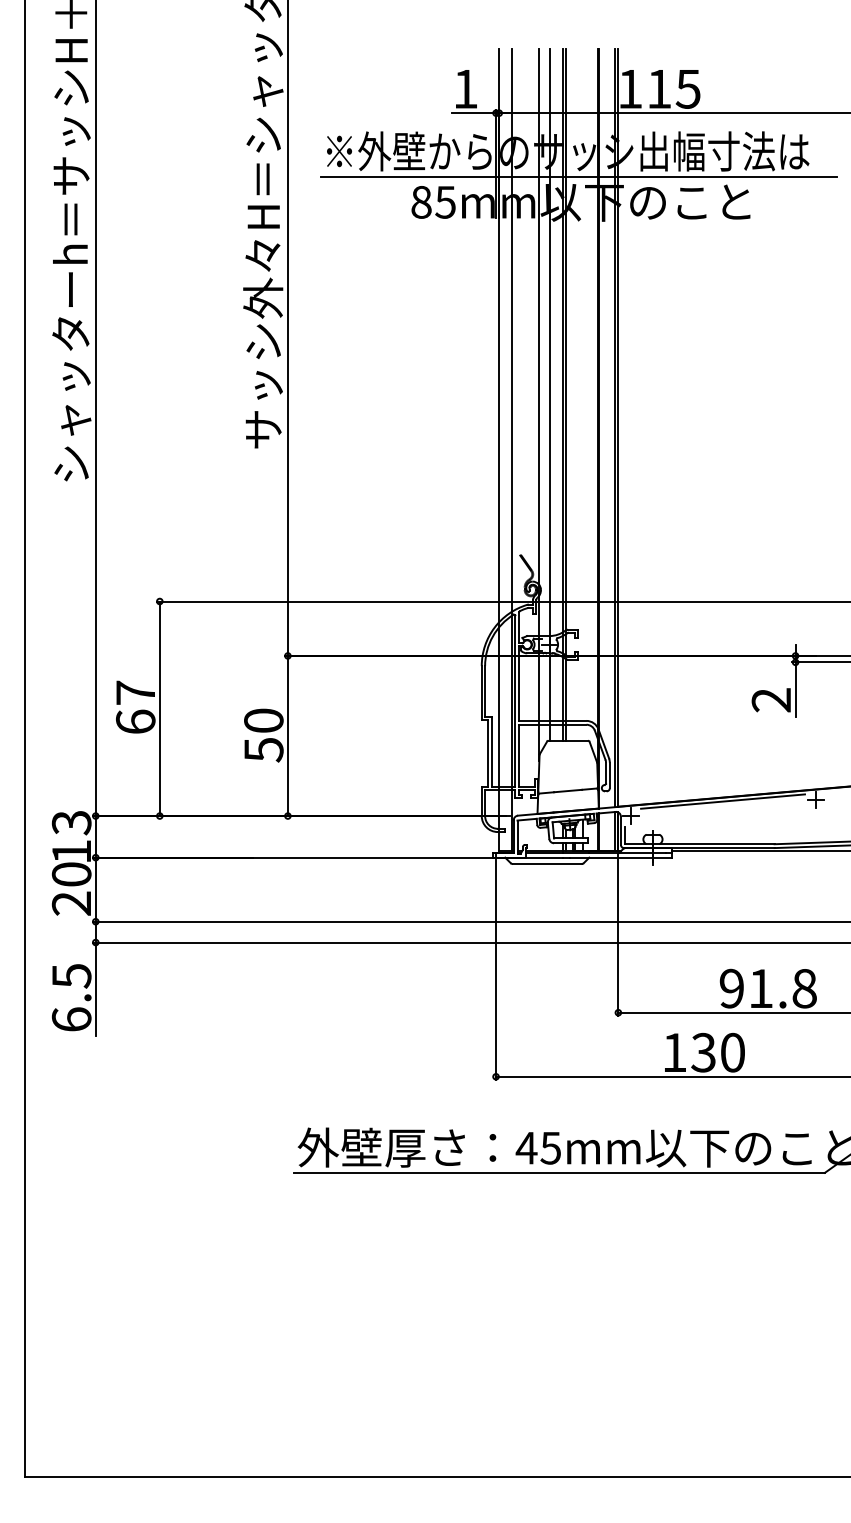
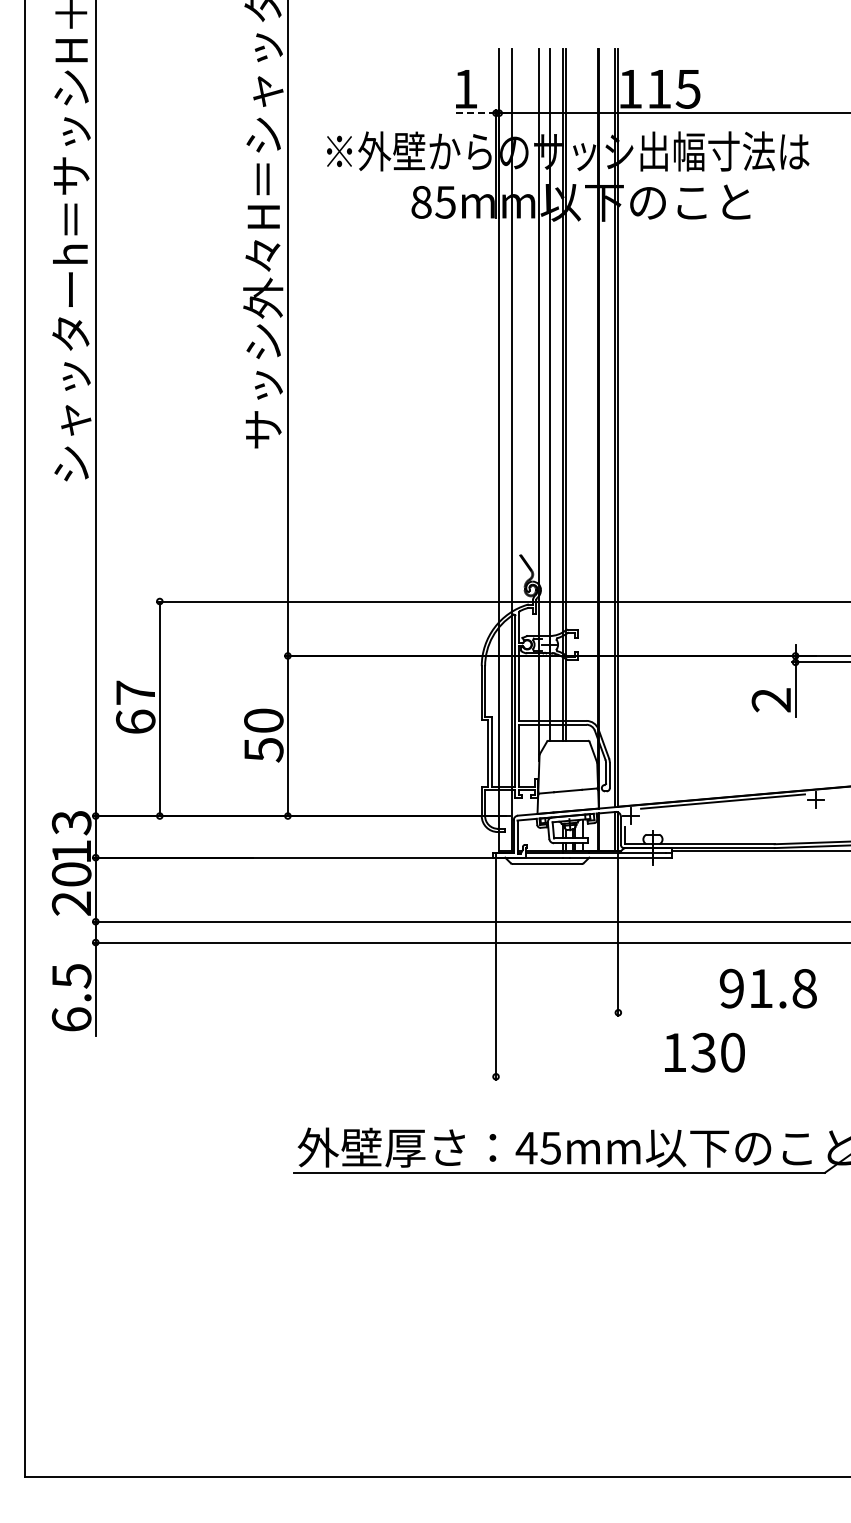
line: solid -> dashed (474, 113)
line: present -> none (578, 177)
line: present -> none (732, 1012)
line: present -> none (671, 1076)
